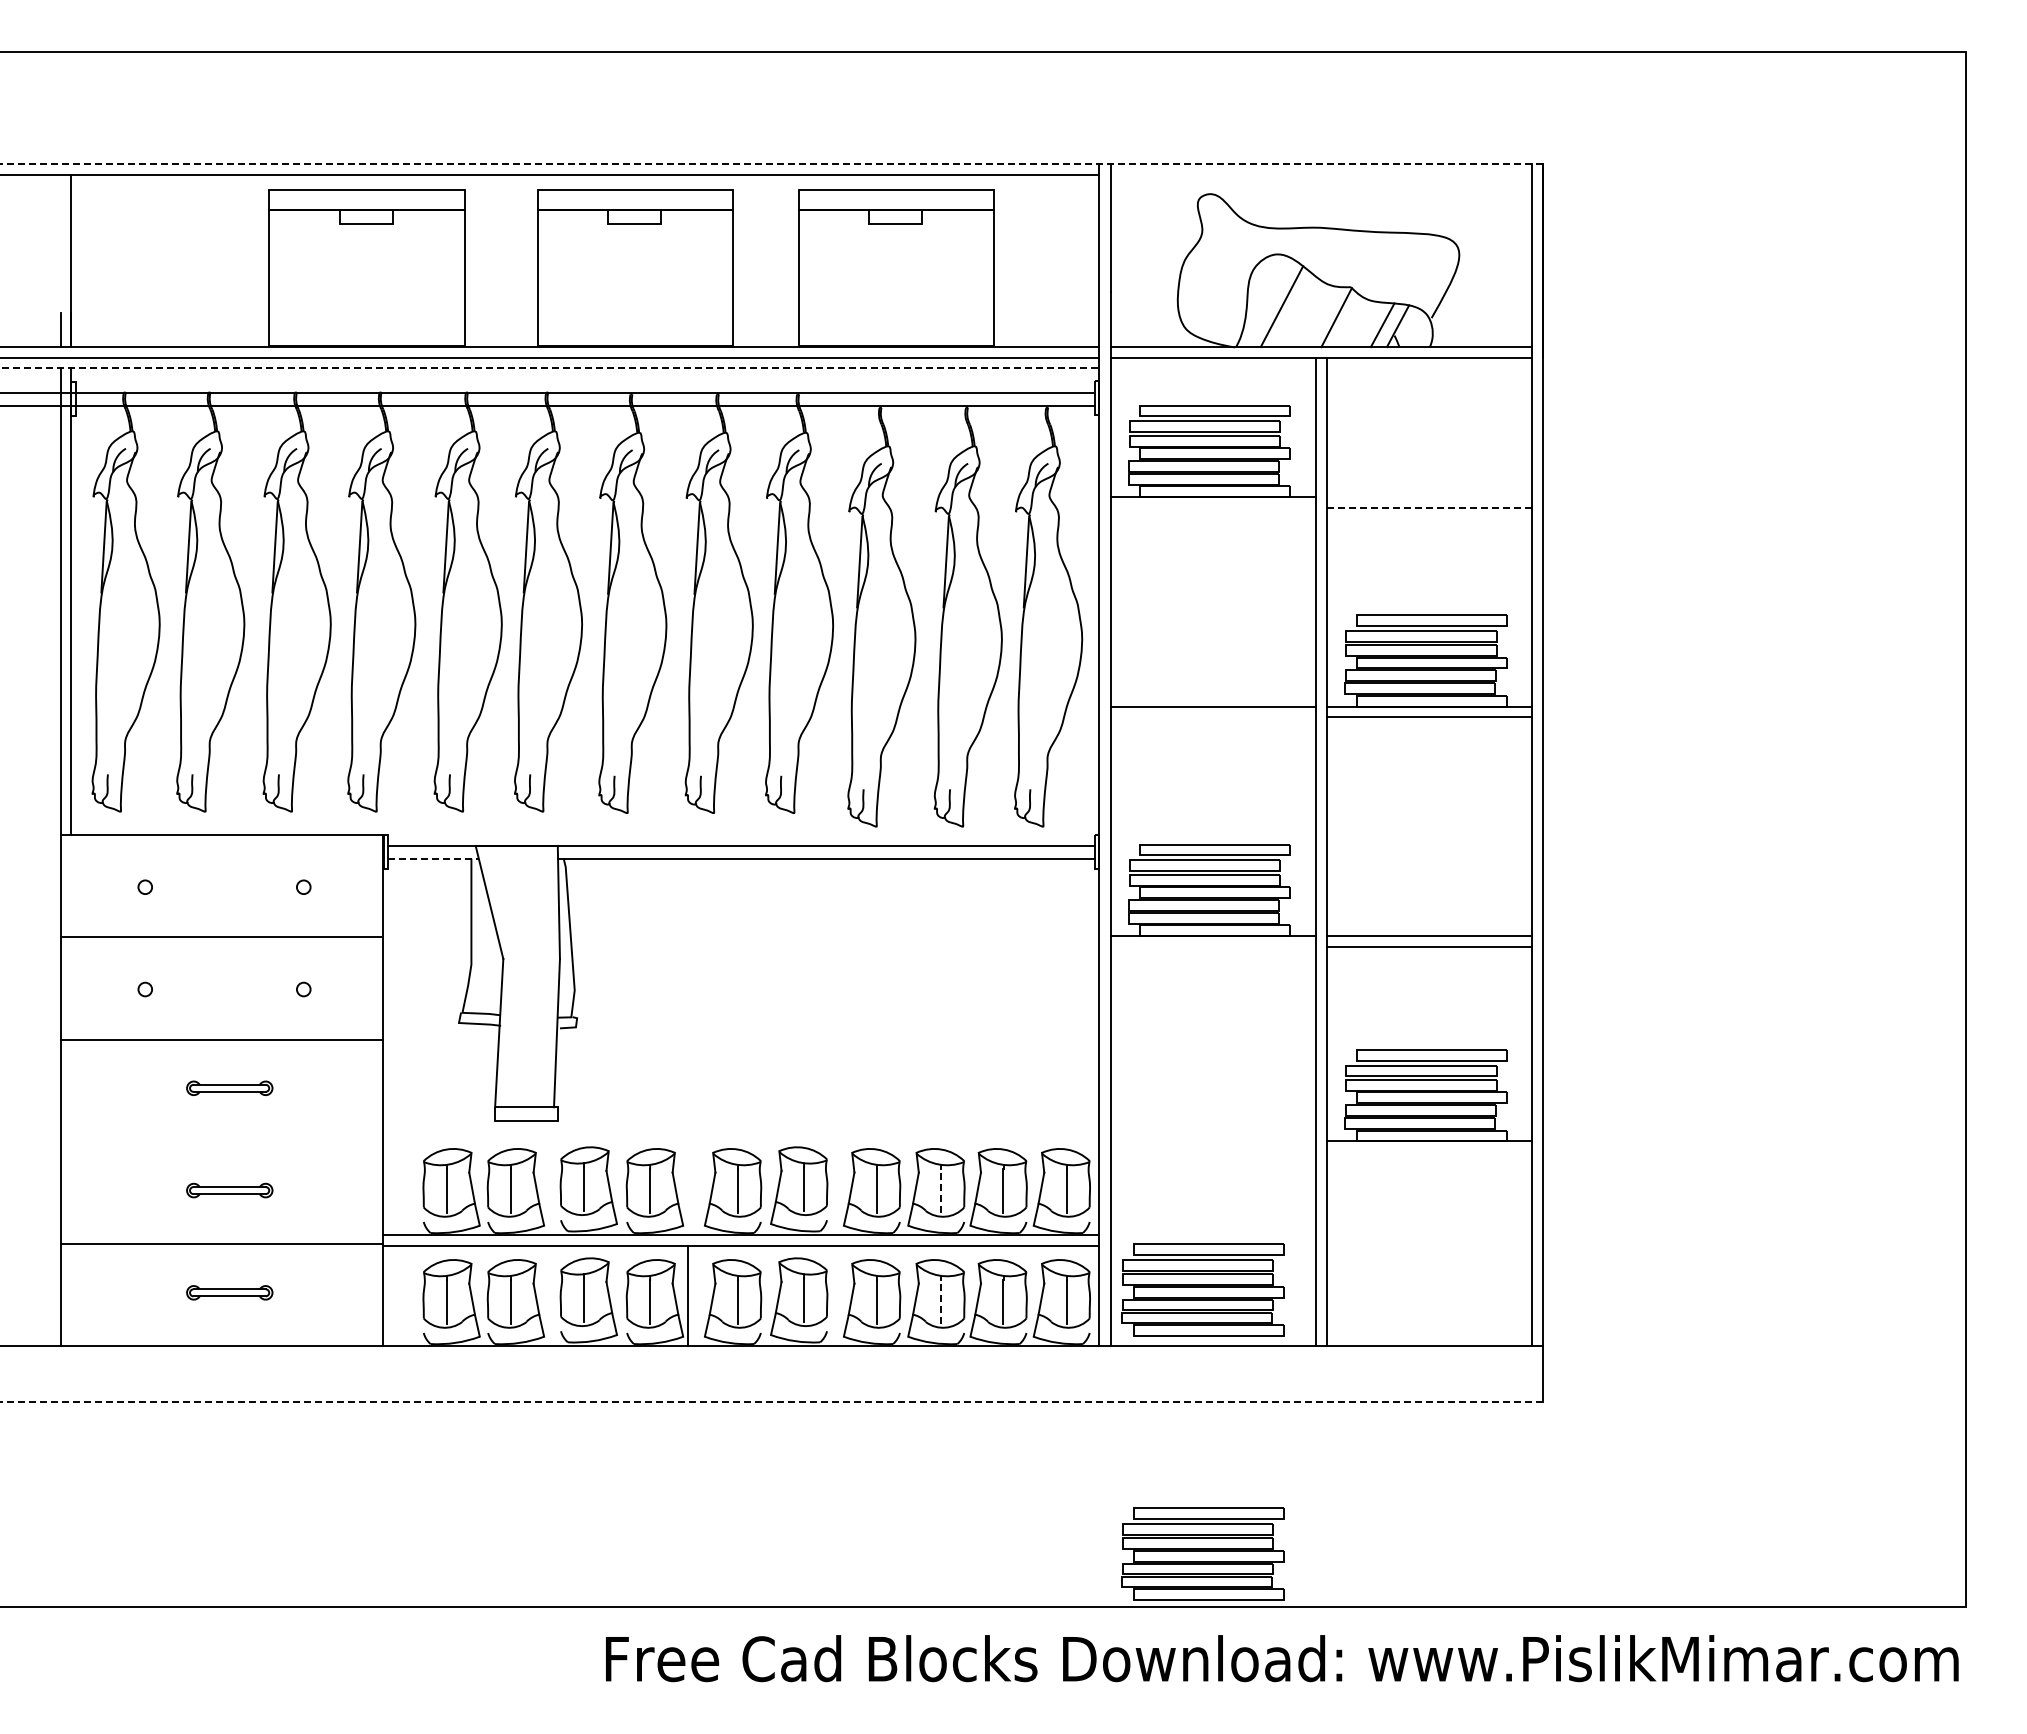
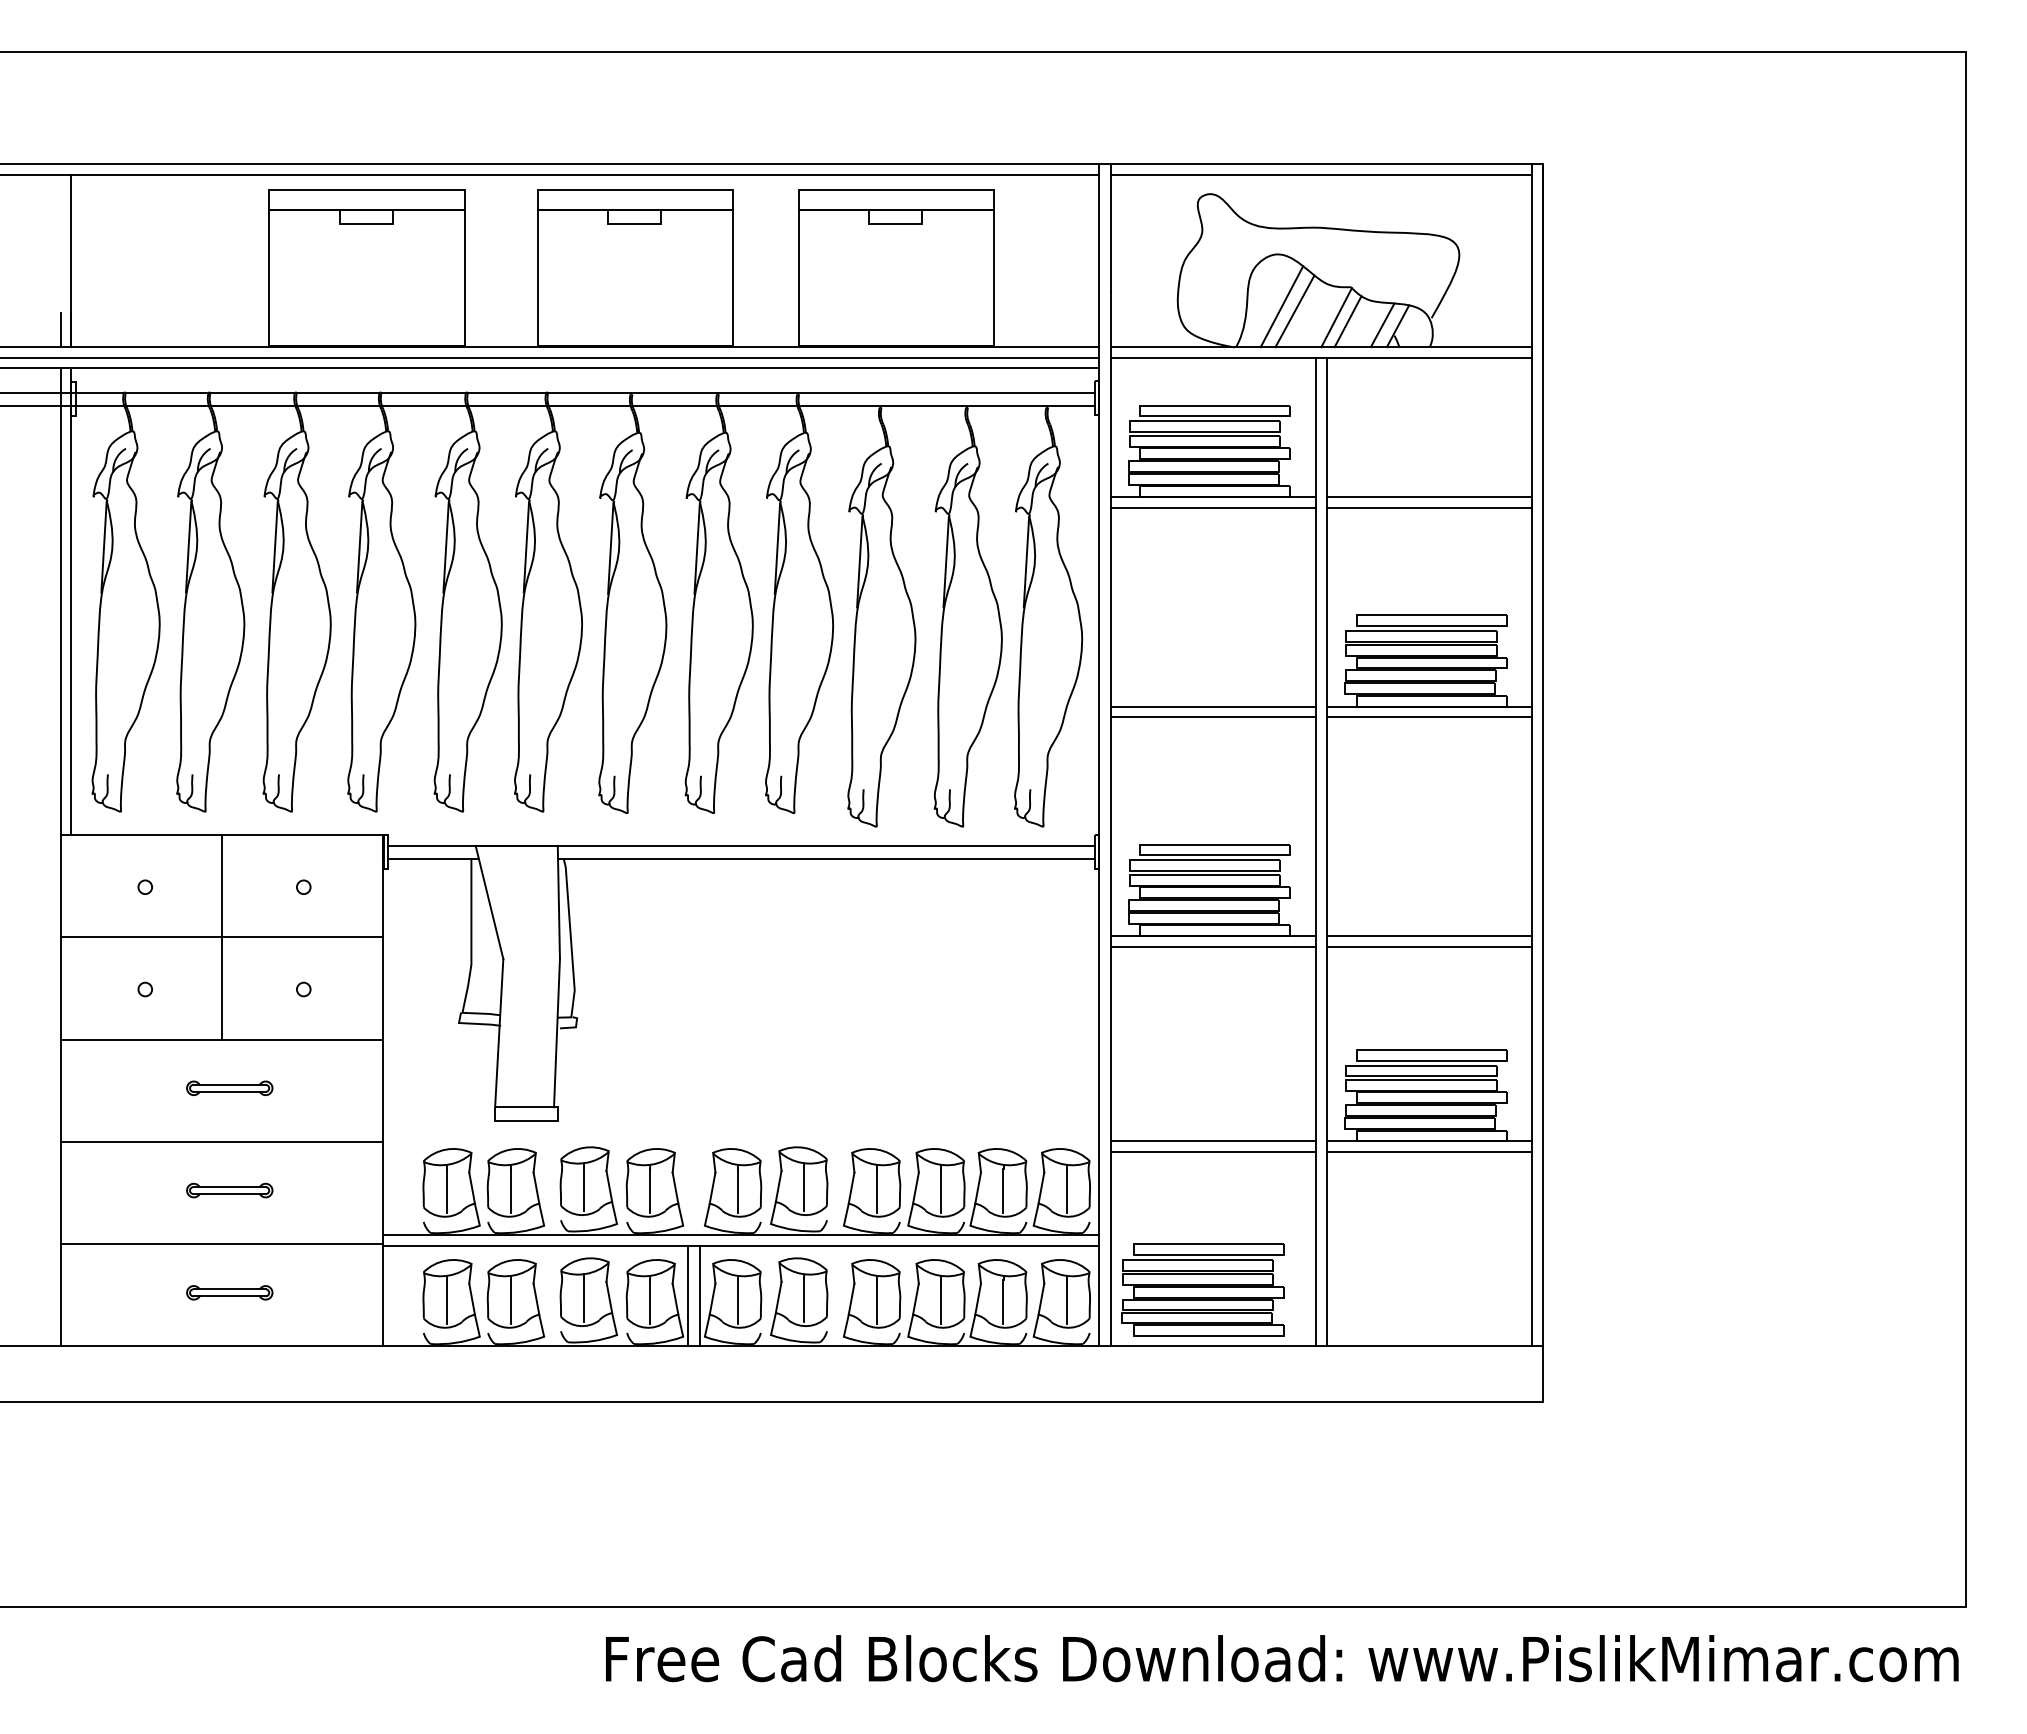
line: dashed -> solid (771, 163)
line: none -> present (1321, 175)
line: none -> present (1294, 311)
line: none -> present (1347, 321)
line: dashed -> solid (550, 368)
line: none -> present (1429, 497)
line: none -> present (1212, 507)
line: dashed -> solid (1429, 507)
line: none -> present (1212, 717)
line: dashed -> solid (433, 858)
line: none -> present (221, 937)
line: none -> present (1212, 946)
line: none -> present (1212, 1140)
line: none -> present (221, 1141)
line: none -> present (1212, 1152)
line: none -> present (1429, 1152)
line: dashed -> solid (941, 1190)
line: none -> present (699, 1296)
line: dashed -> solid (941, 1301)
line: dashed -> solid (771, 1401)
part: present -> none (1202, 1553)
